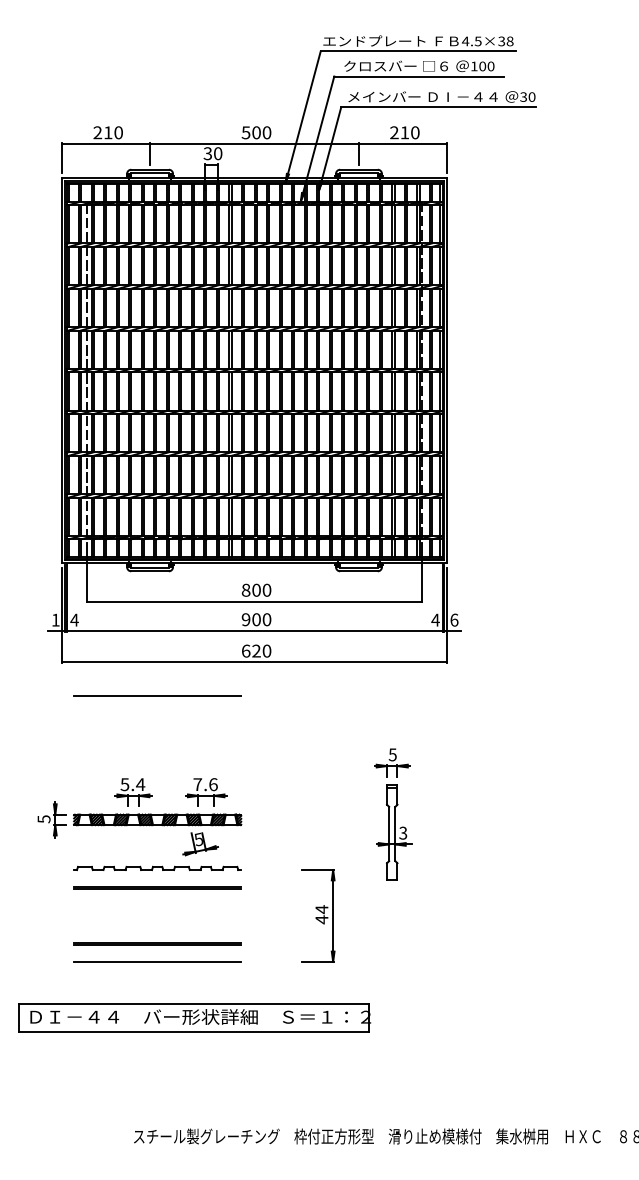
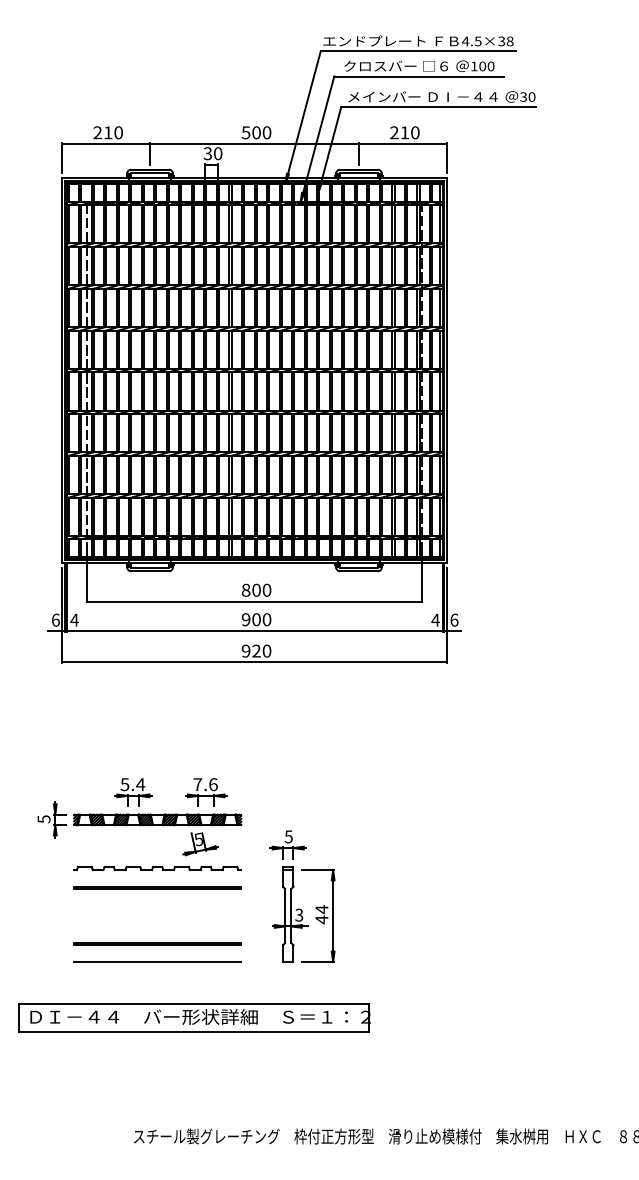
text: 1 -> 6 (55, 619)
text: 620 -> 920 (245, 650)
line: present -> none (157, 695)
part position: (392, 814) -> (288, 896) (288, 896)
